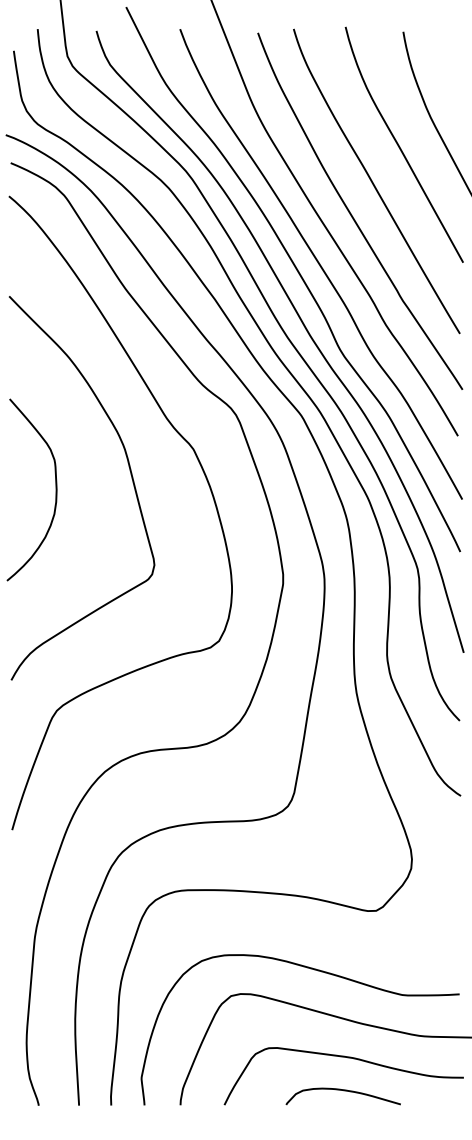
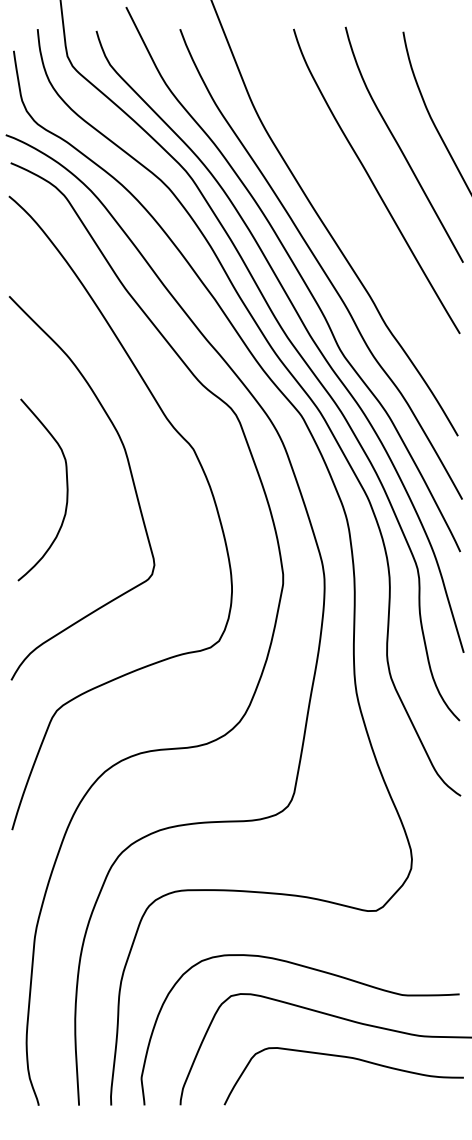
curve: present -> none (353, 216)
curve position: (55, 489) -> (66, 489) (66, 489)
curve: present -> none (343, 1091)
